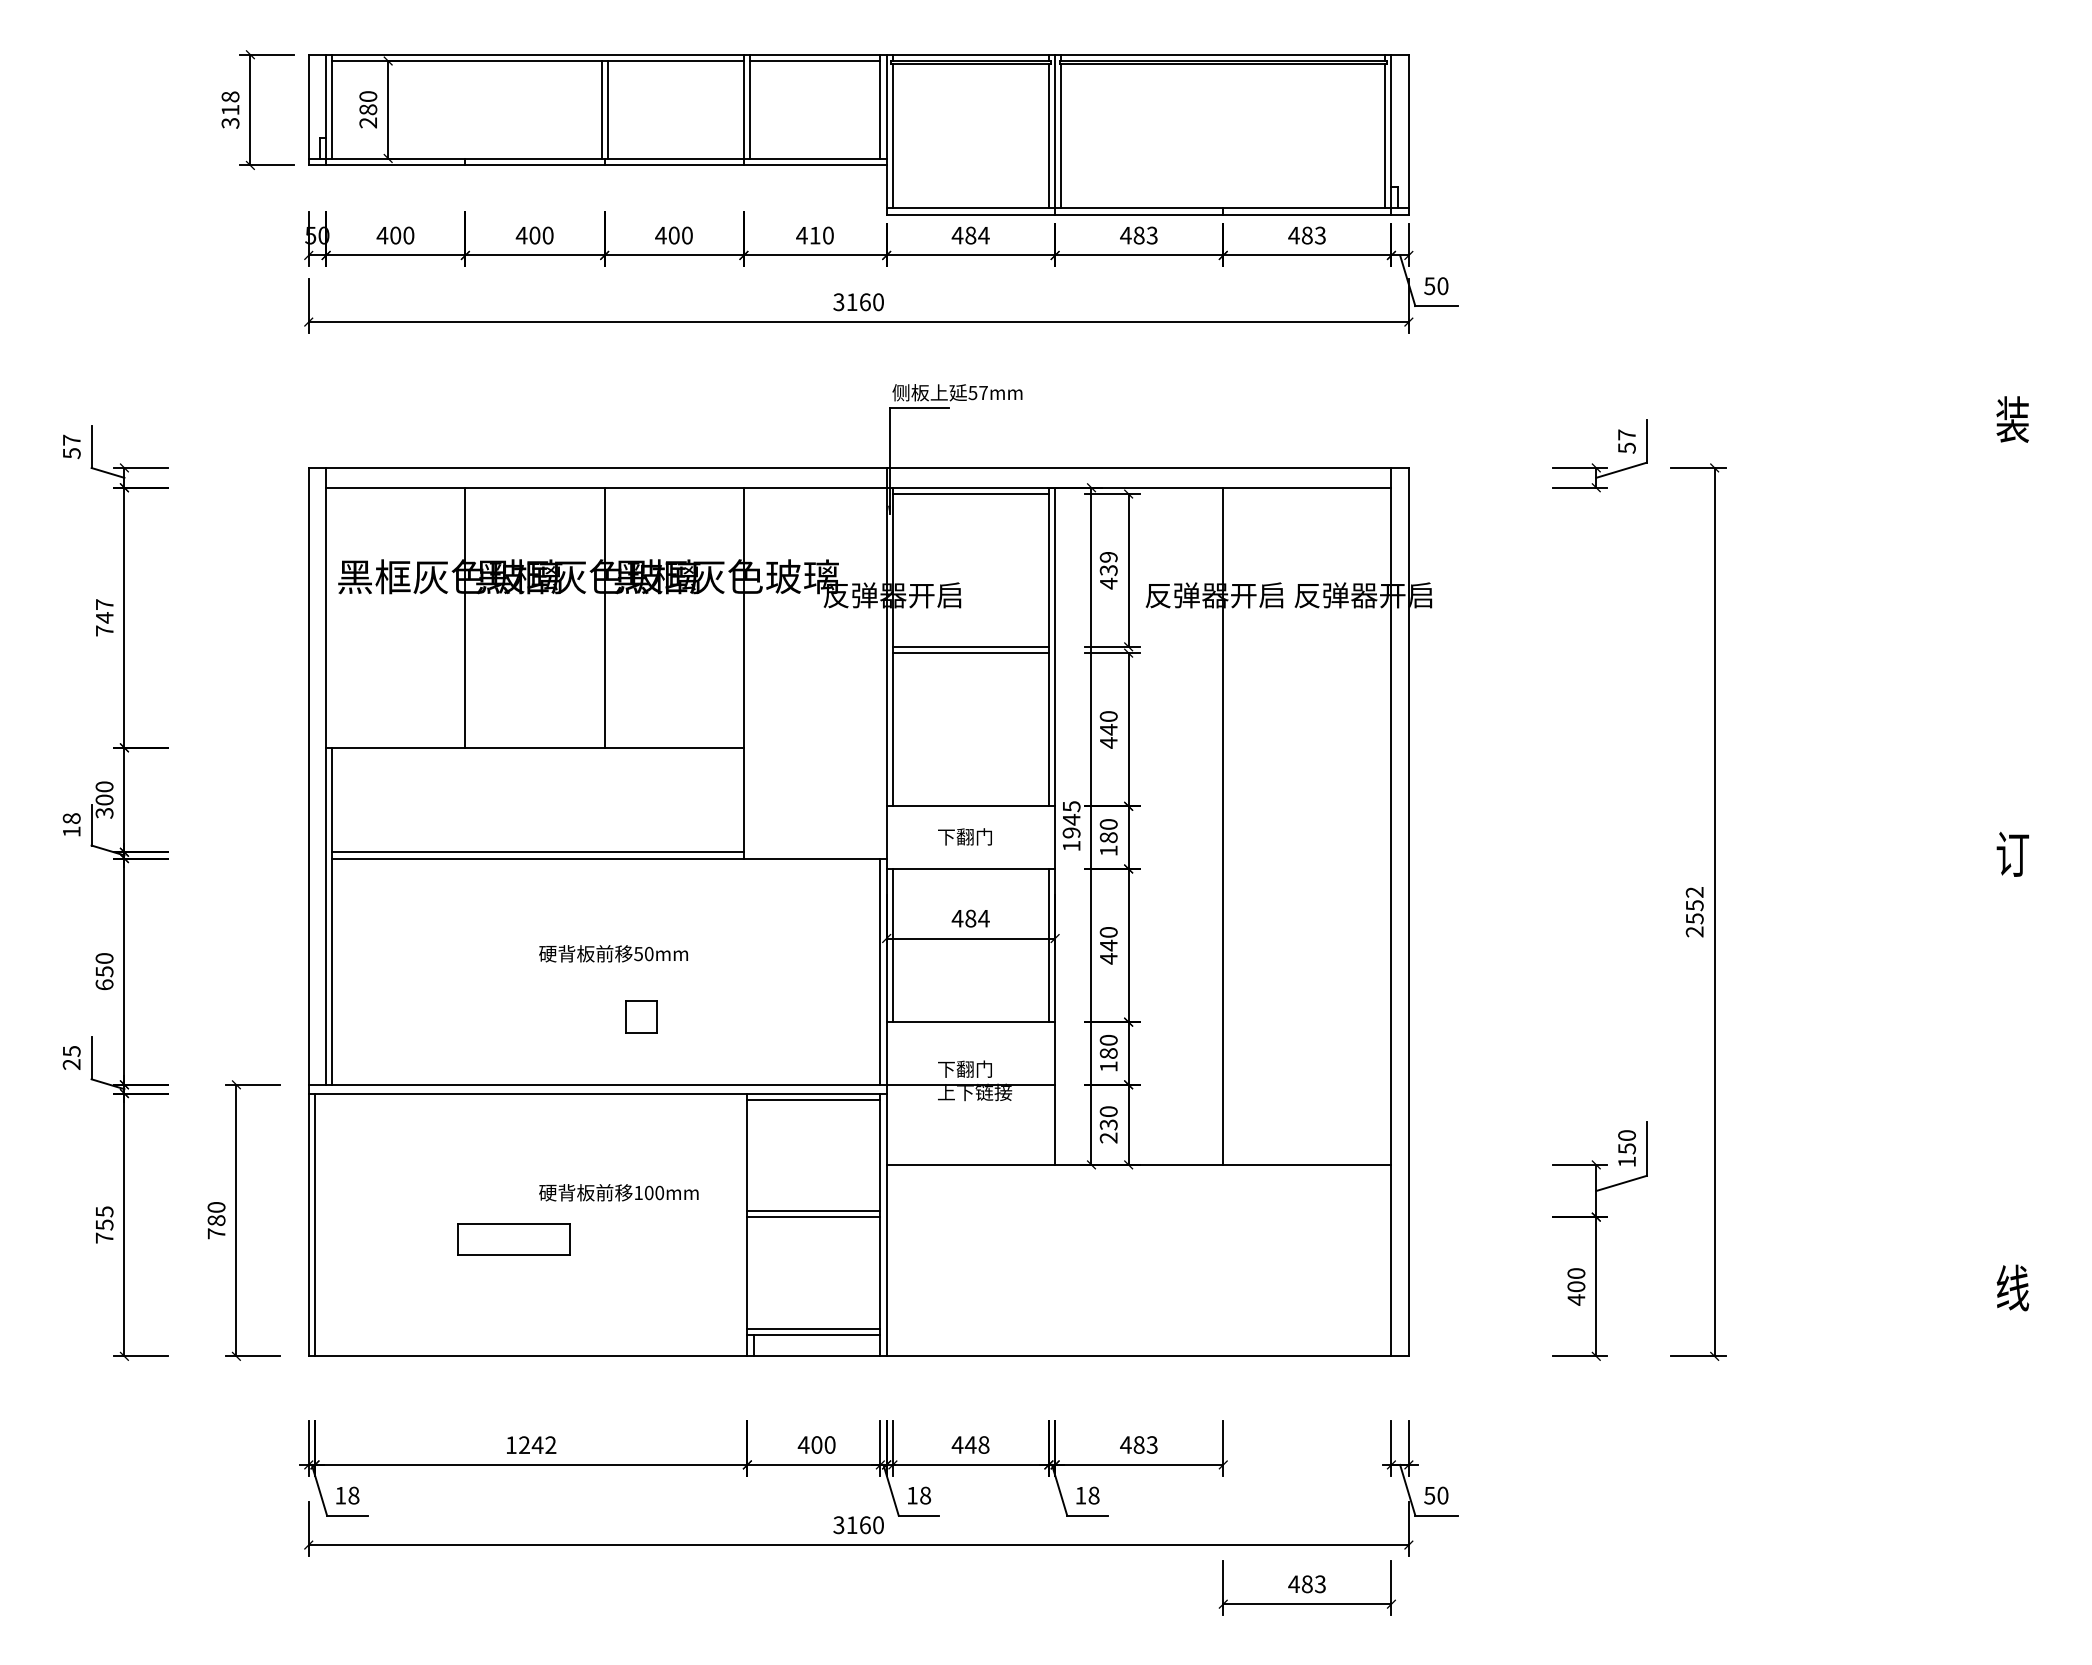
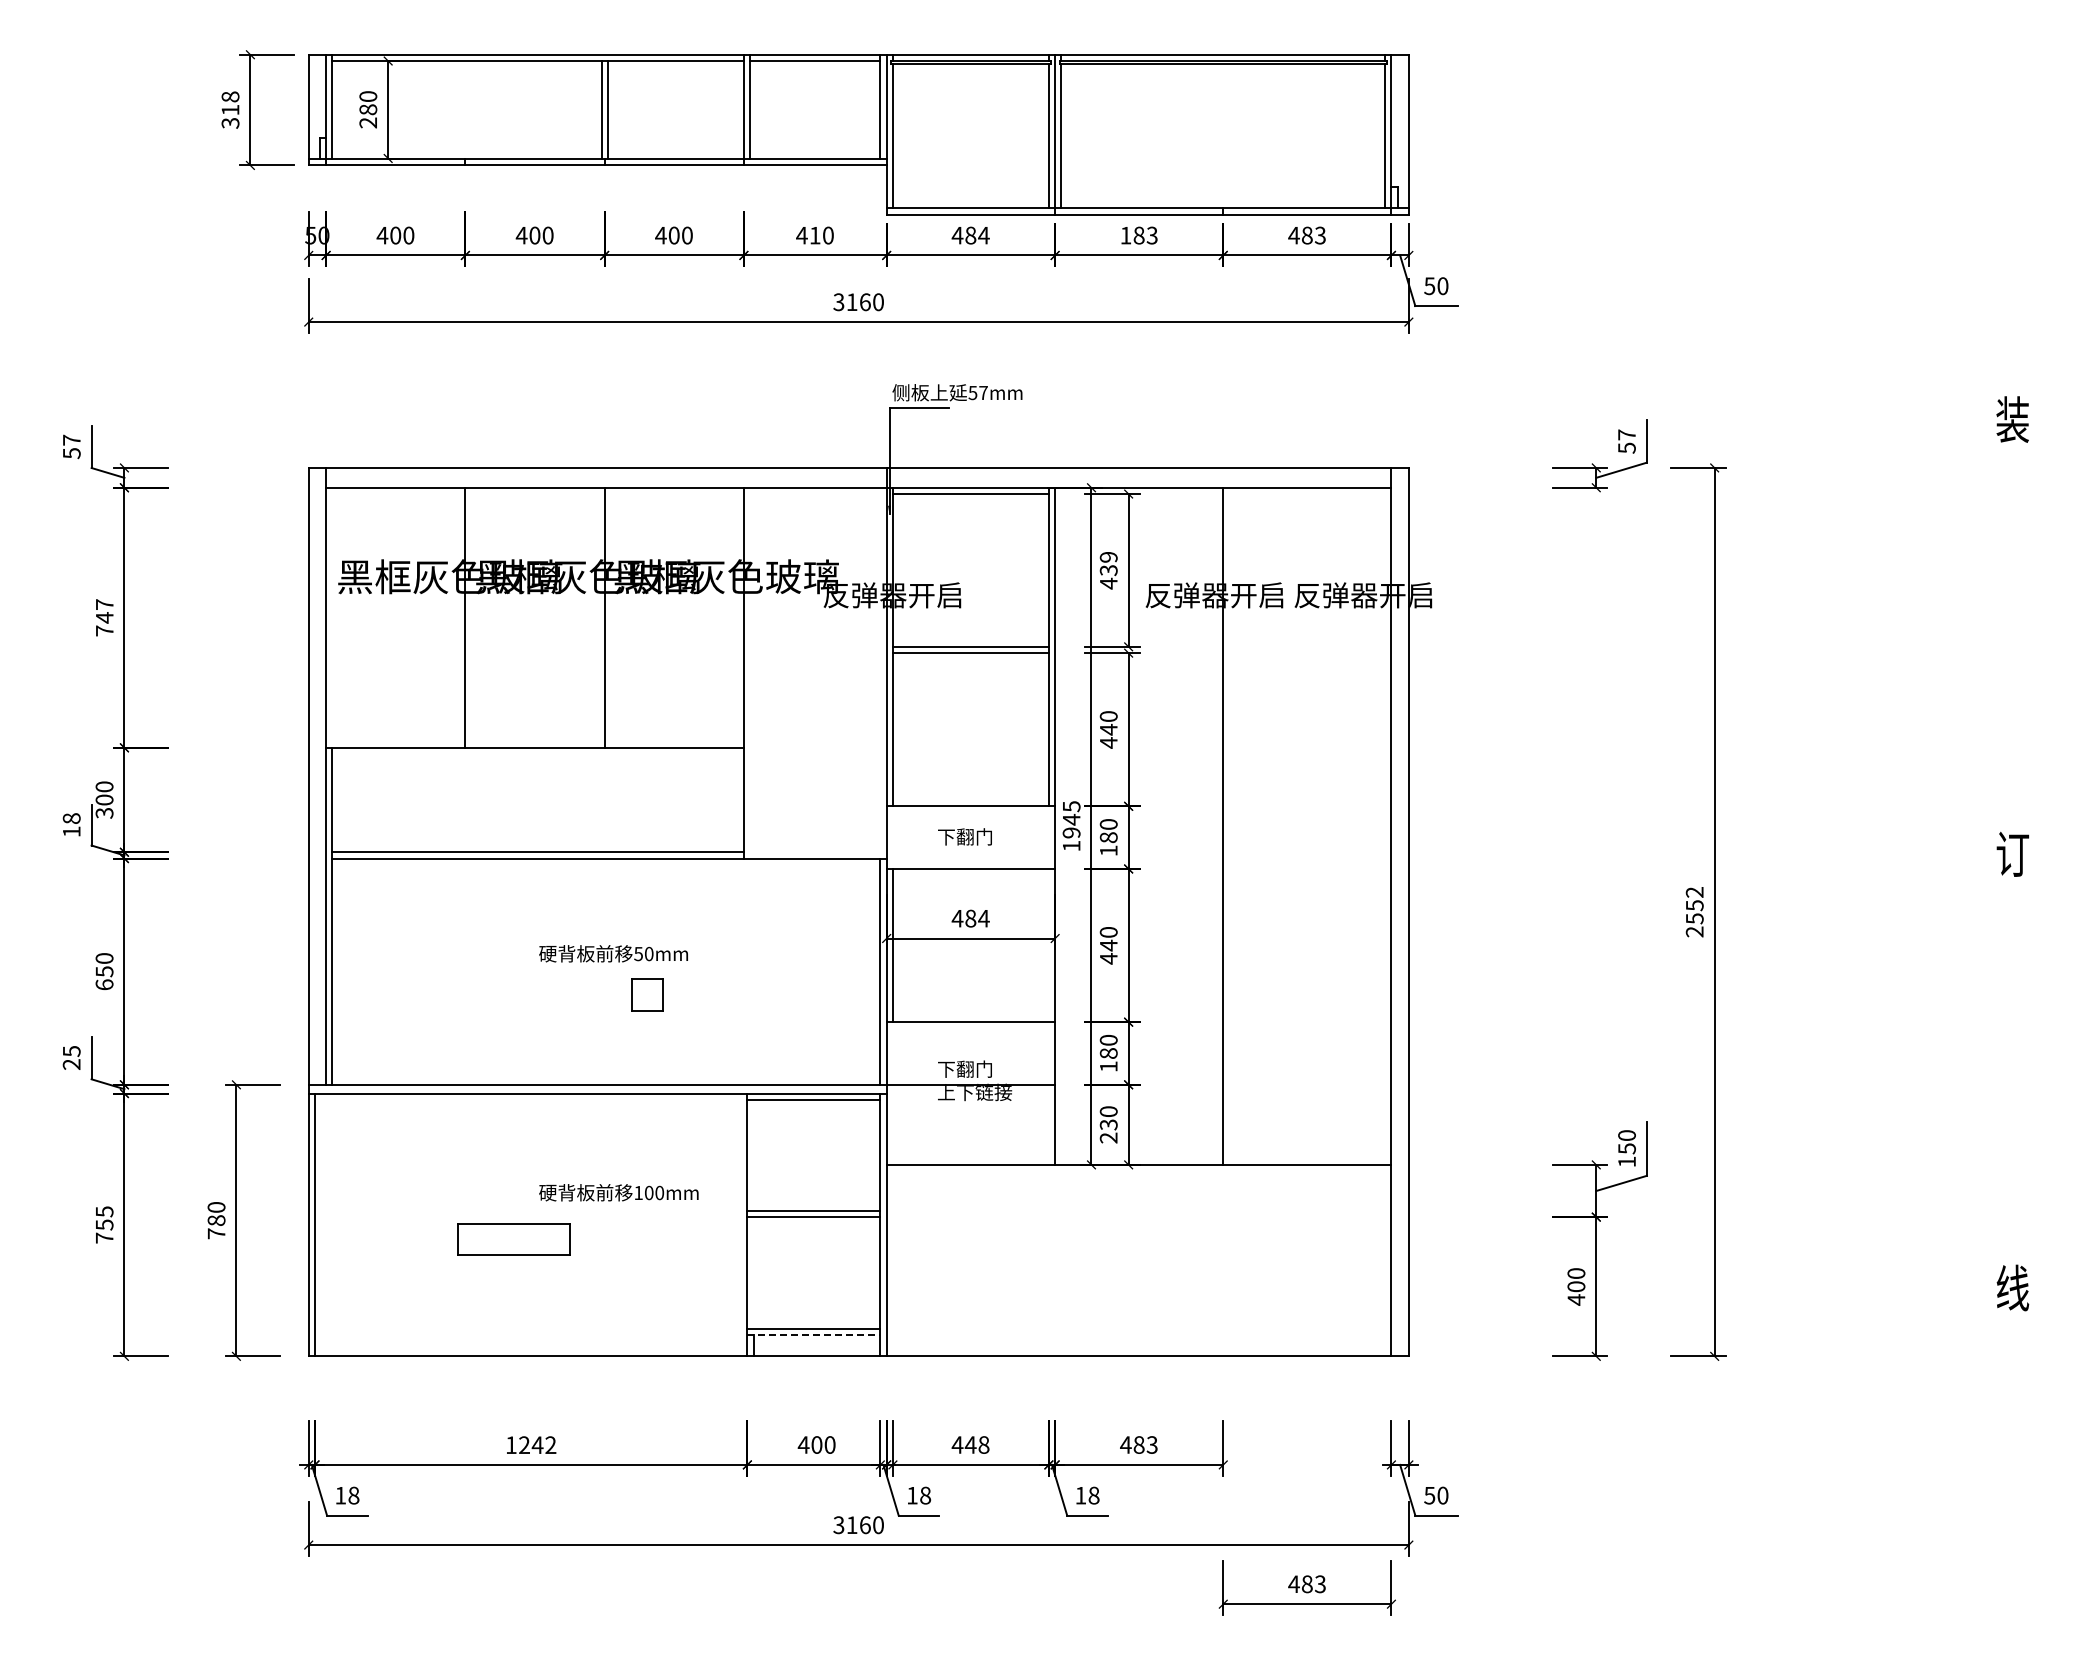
text: 483 -> 183 (1125, 235)
line: present -> none (1048, 945)
part position: (641, 1016) -> (647, 994) (647, 994)
line: solid -> dashed (814, 1334)
